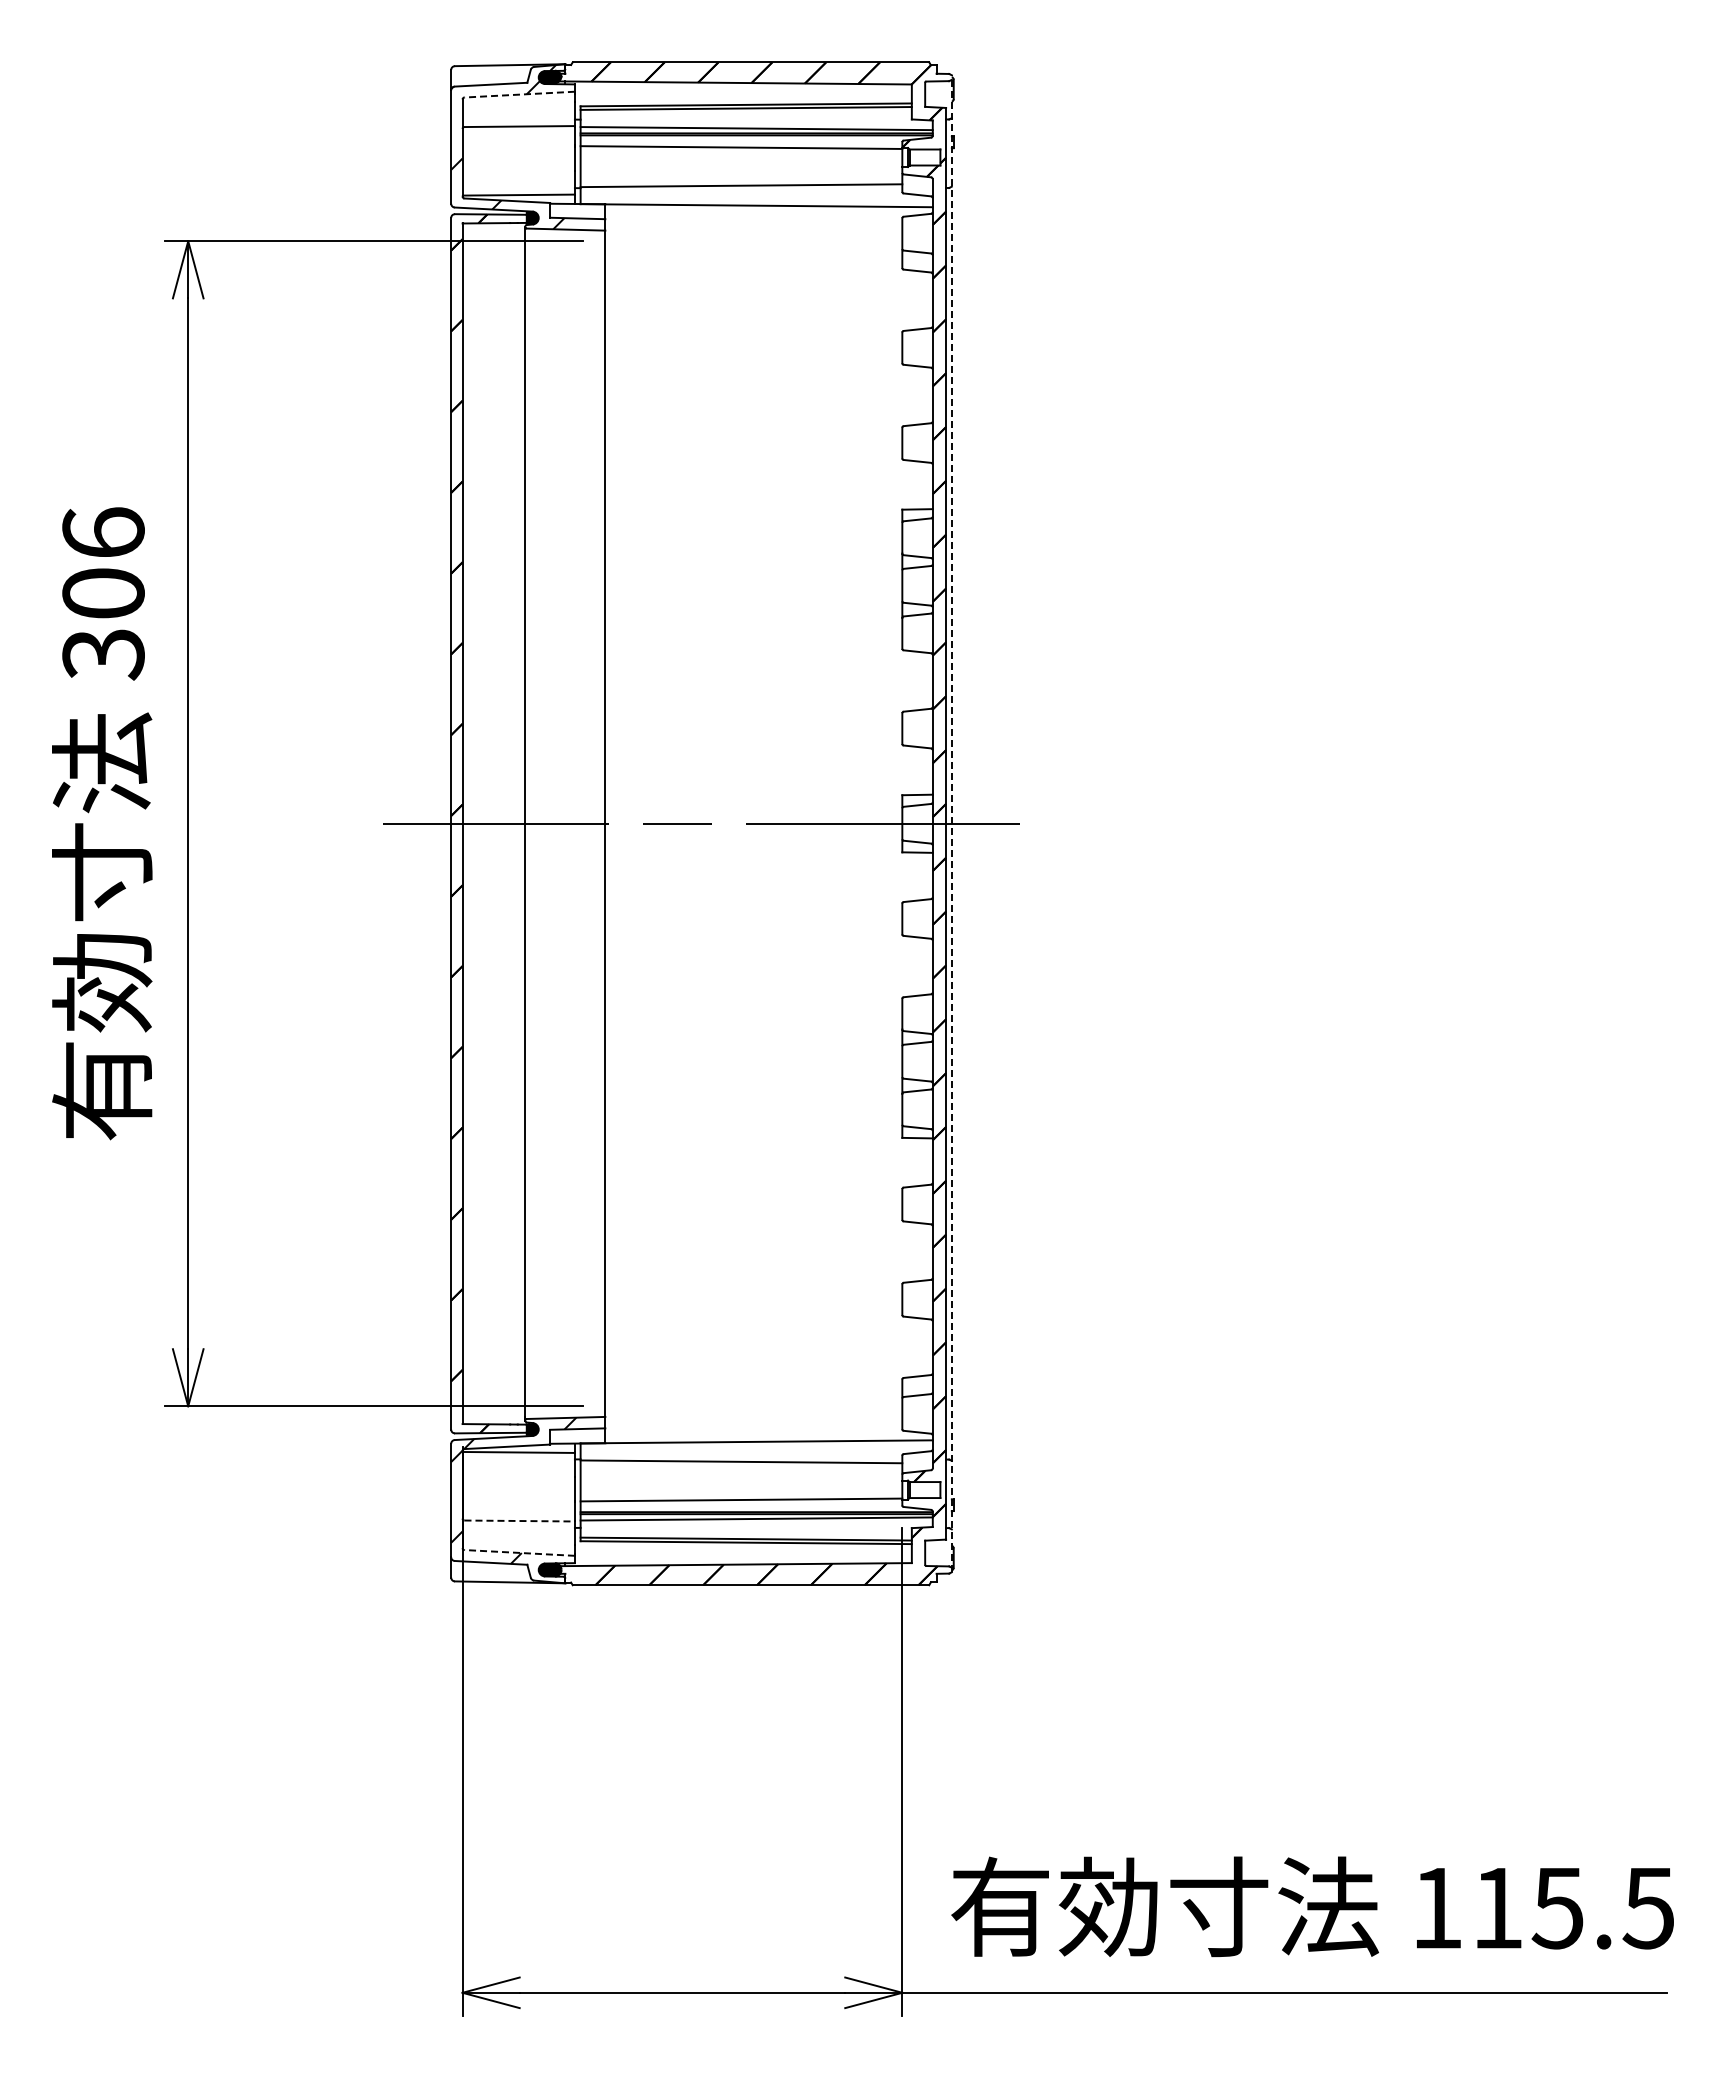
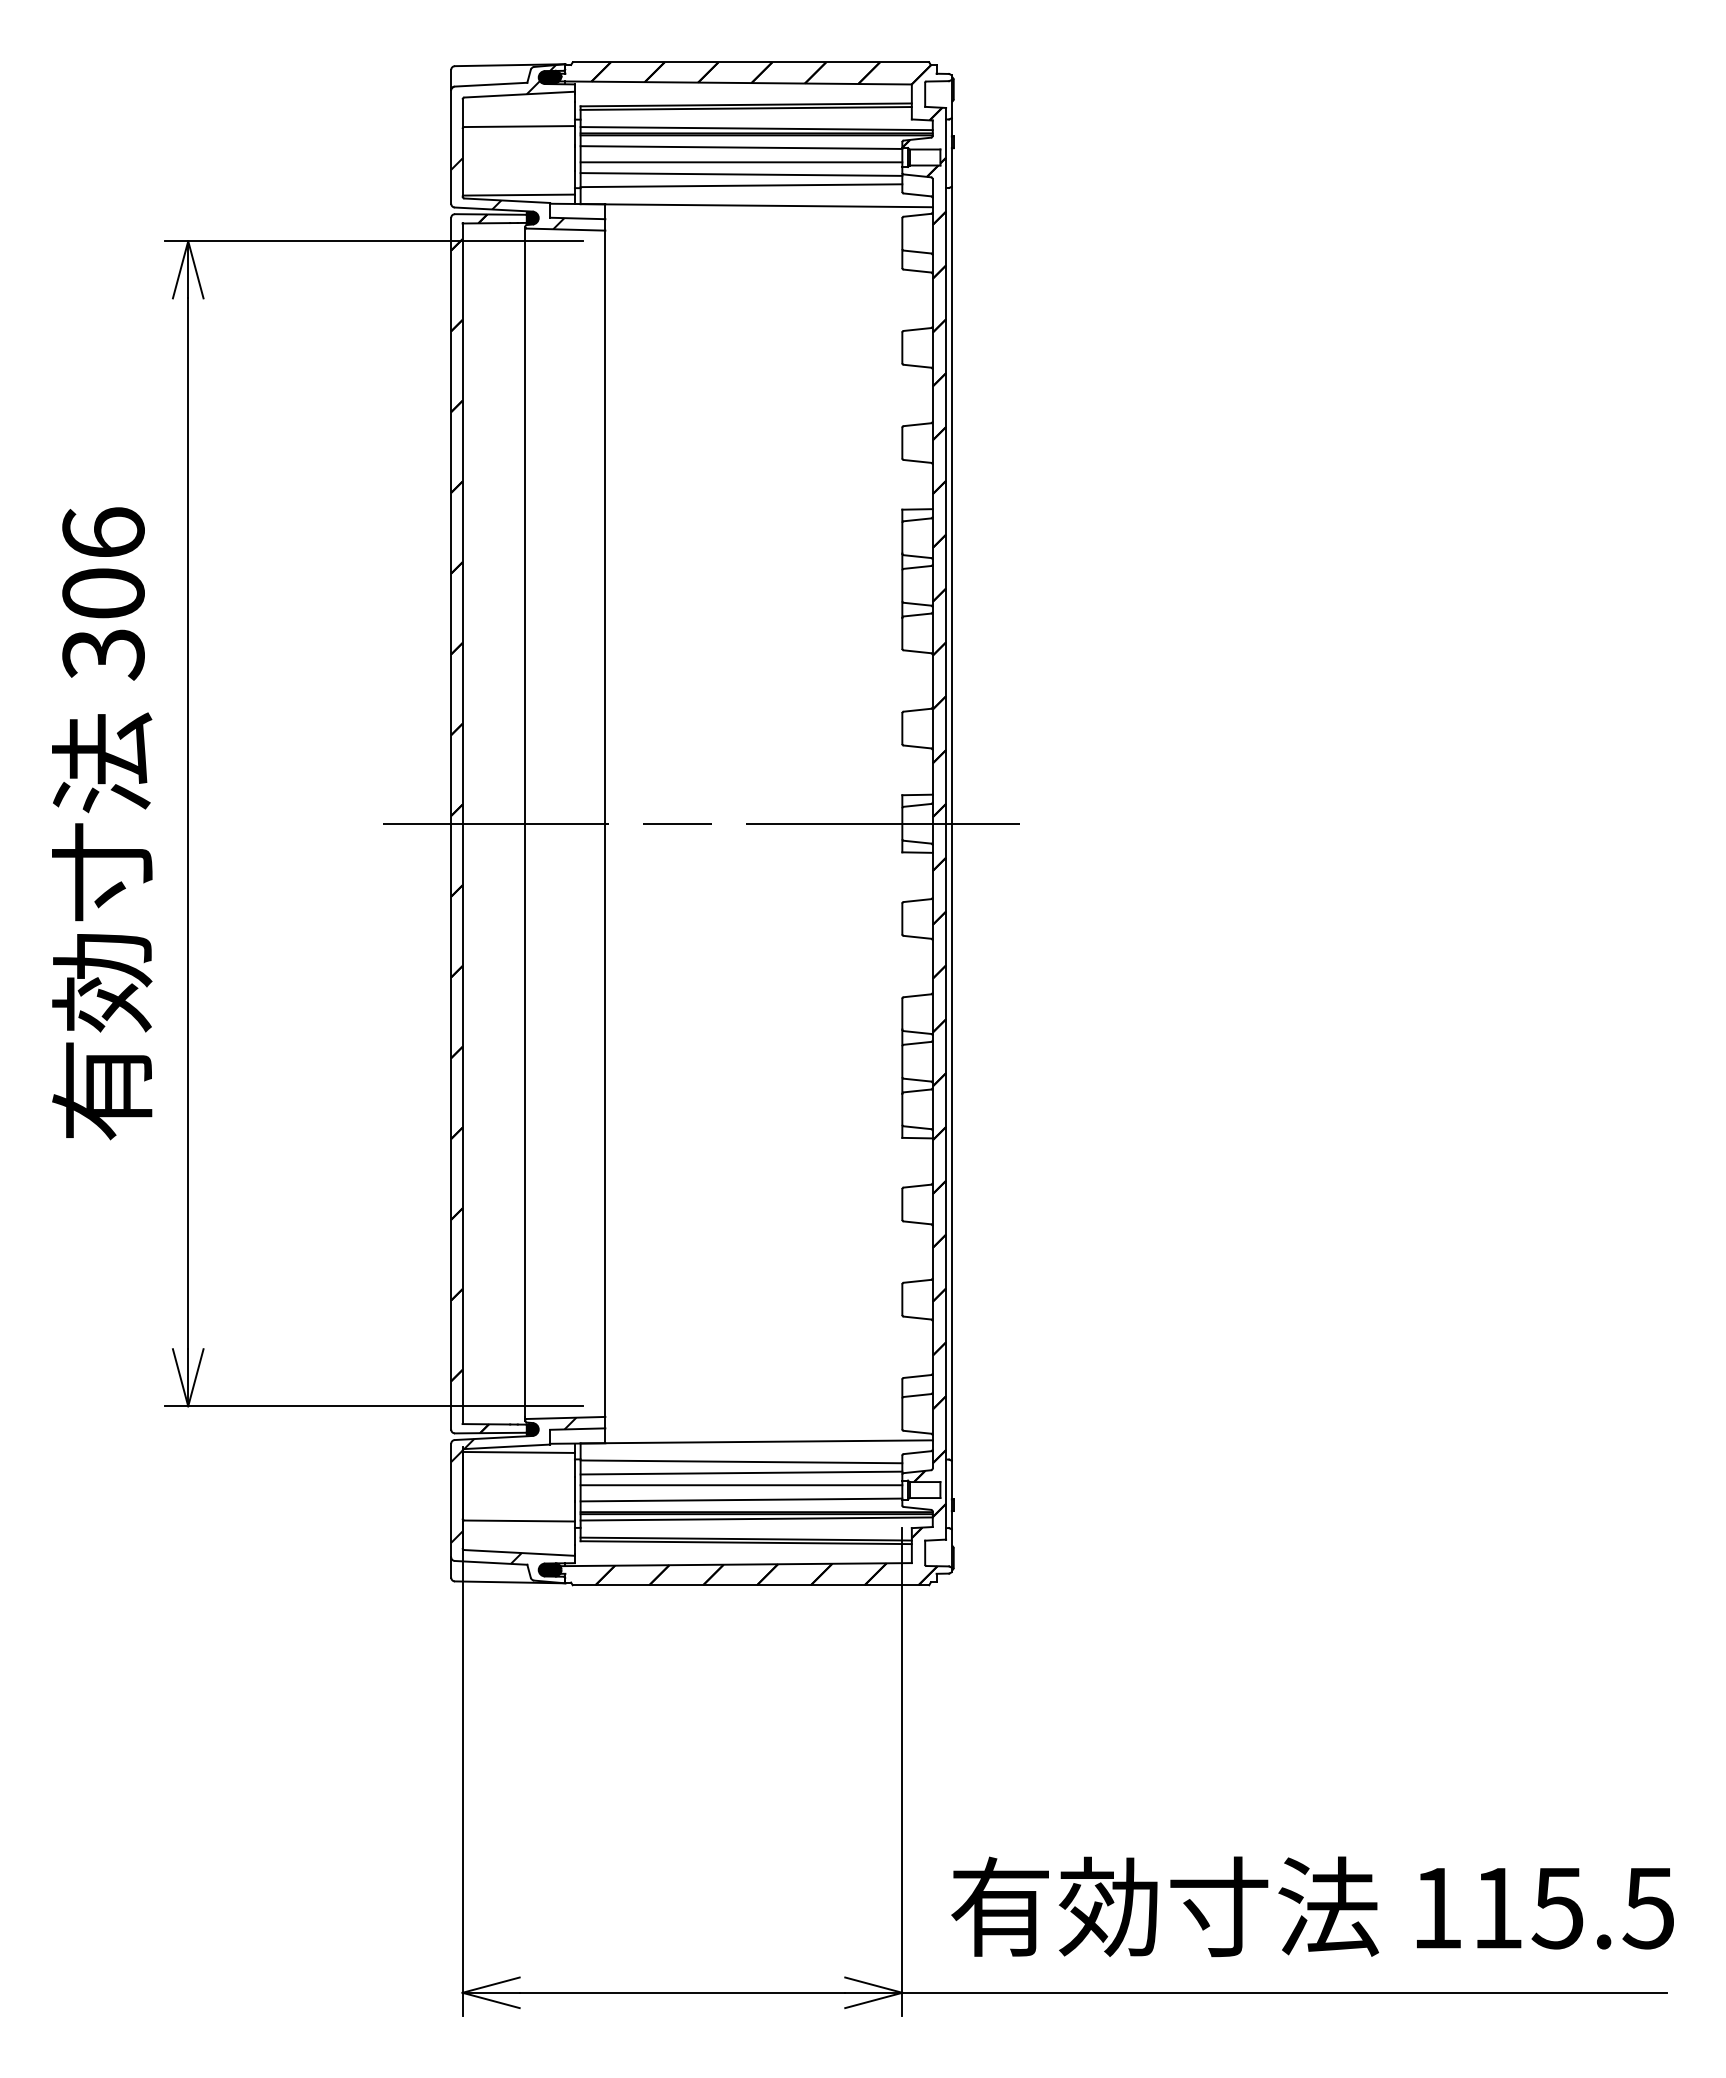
line: dashed -> solid (519, 94)
line: none -> present (741, 162)
line: none -> present (741, 174)
line: dashed -> solid (951, 823)
line: none -> present (741, 1472)
line: none -> present (741, 1485)
line: dashed -> solid (520, 1521)
line: dashed -> solid (519, 1552)
